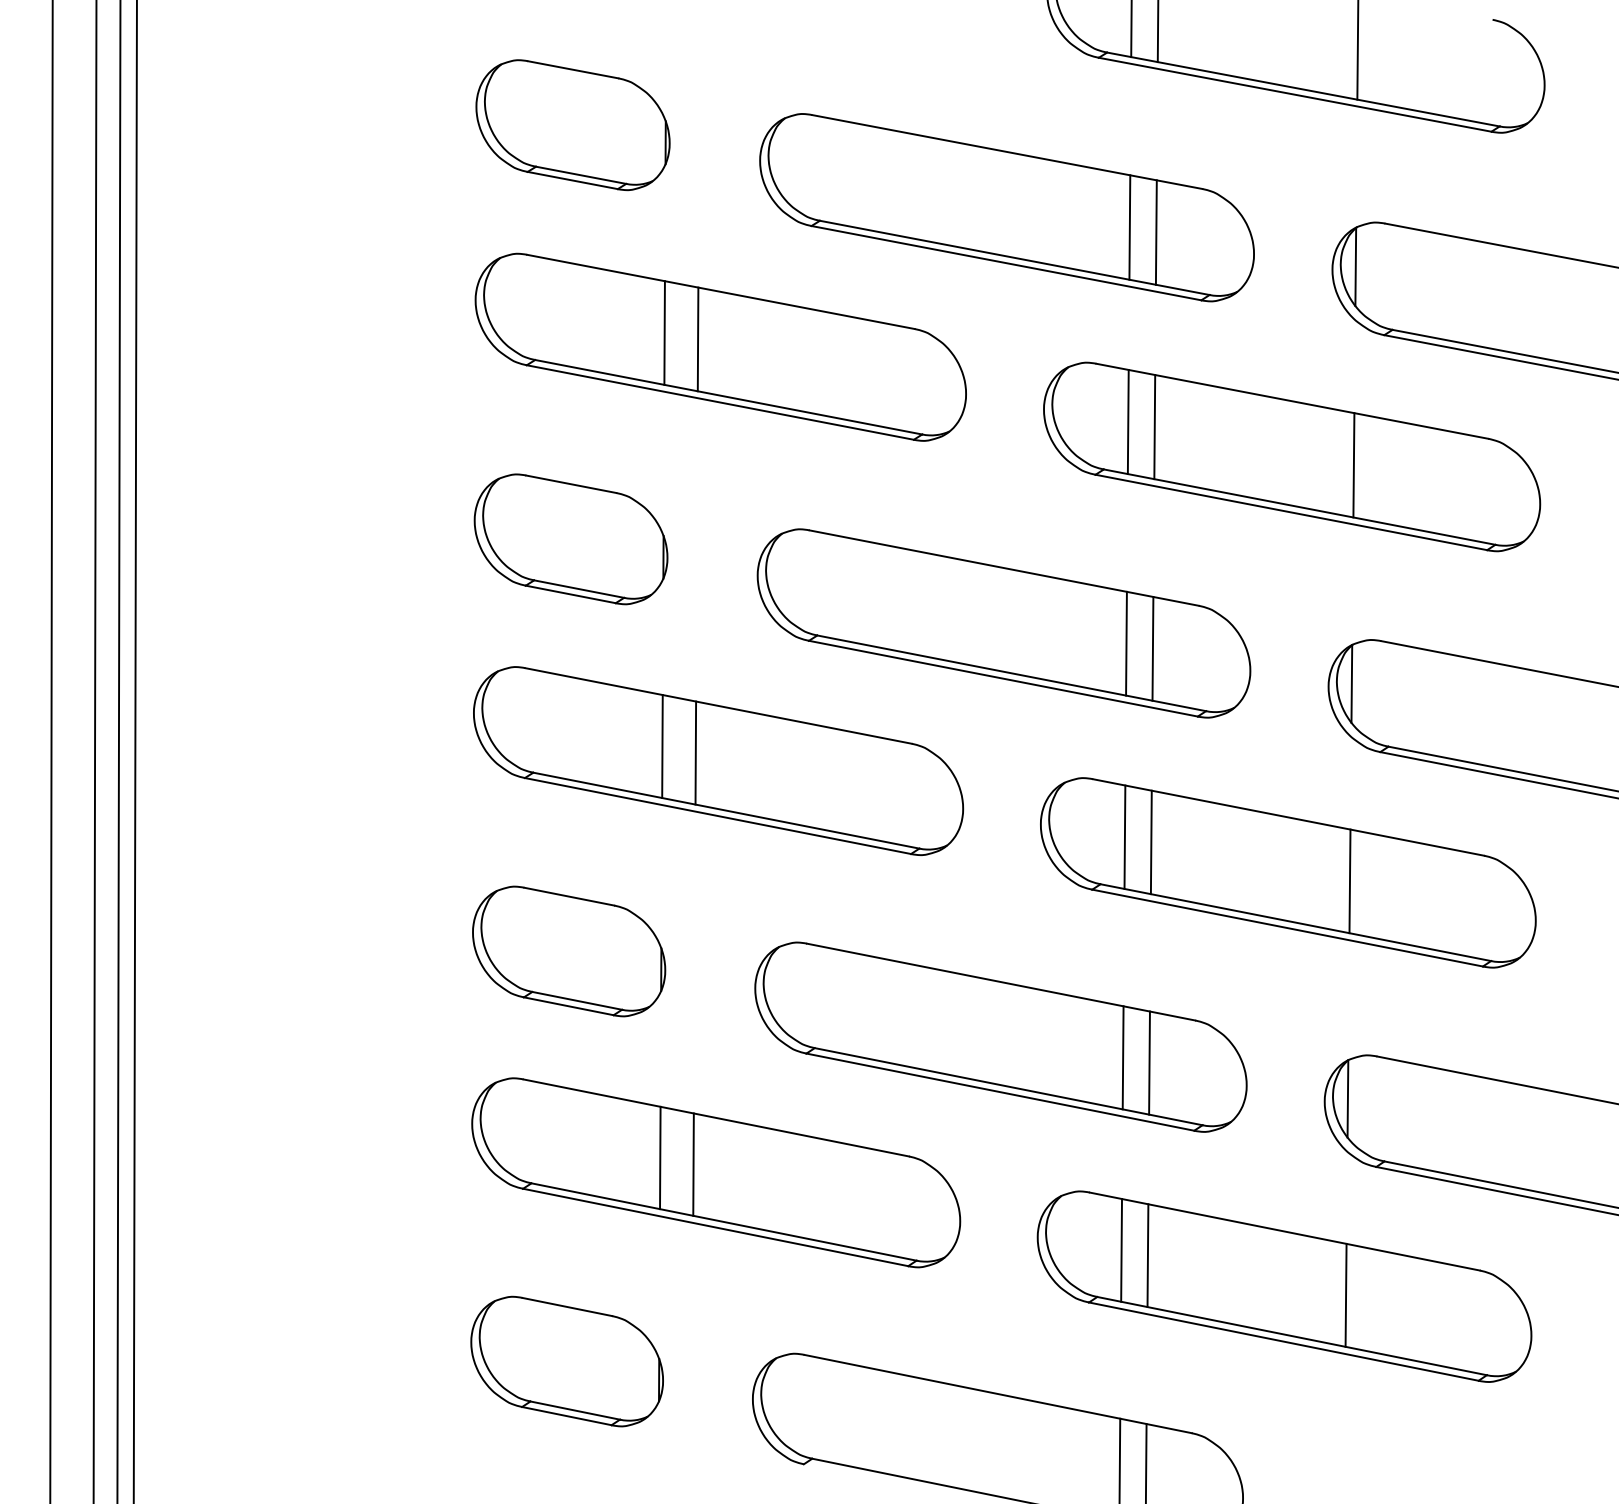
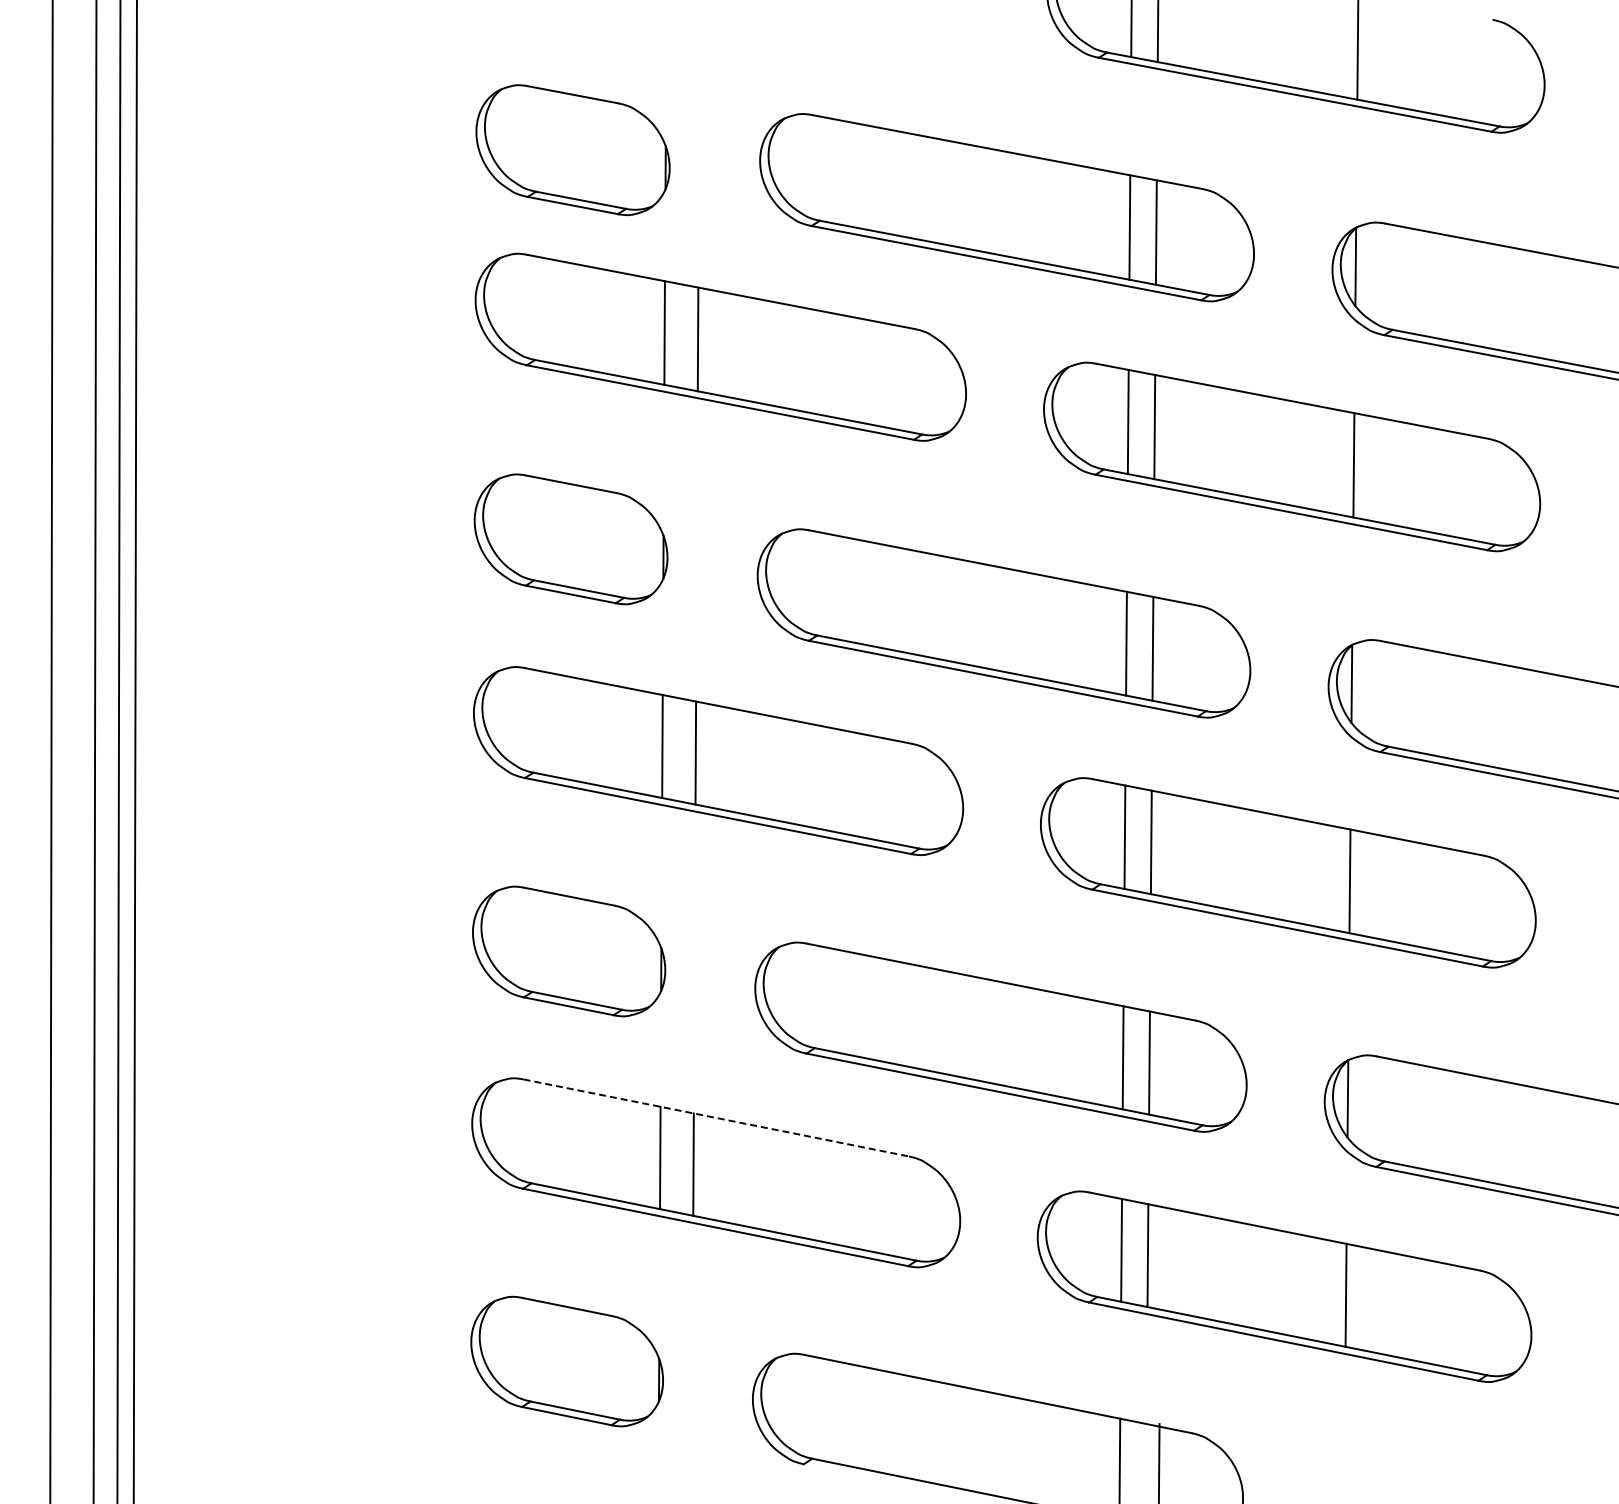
part position: (572, 125) -> (572, 150) (572, 150)
line: solid -> dashed (716, 1117)
line position: (1145, 1462) -> (1158, 1462) (1158, 1462)
